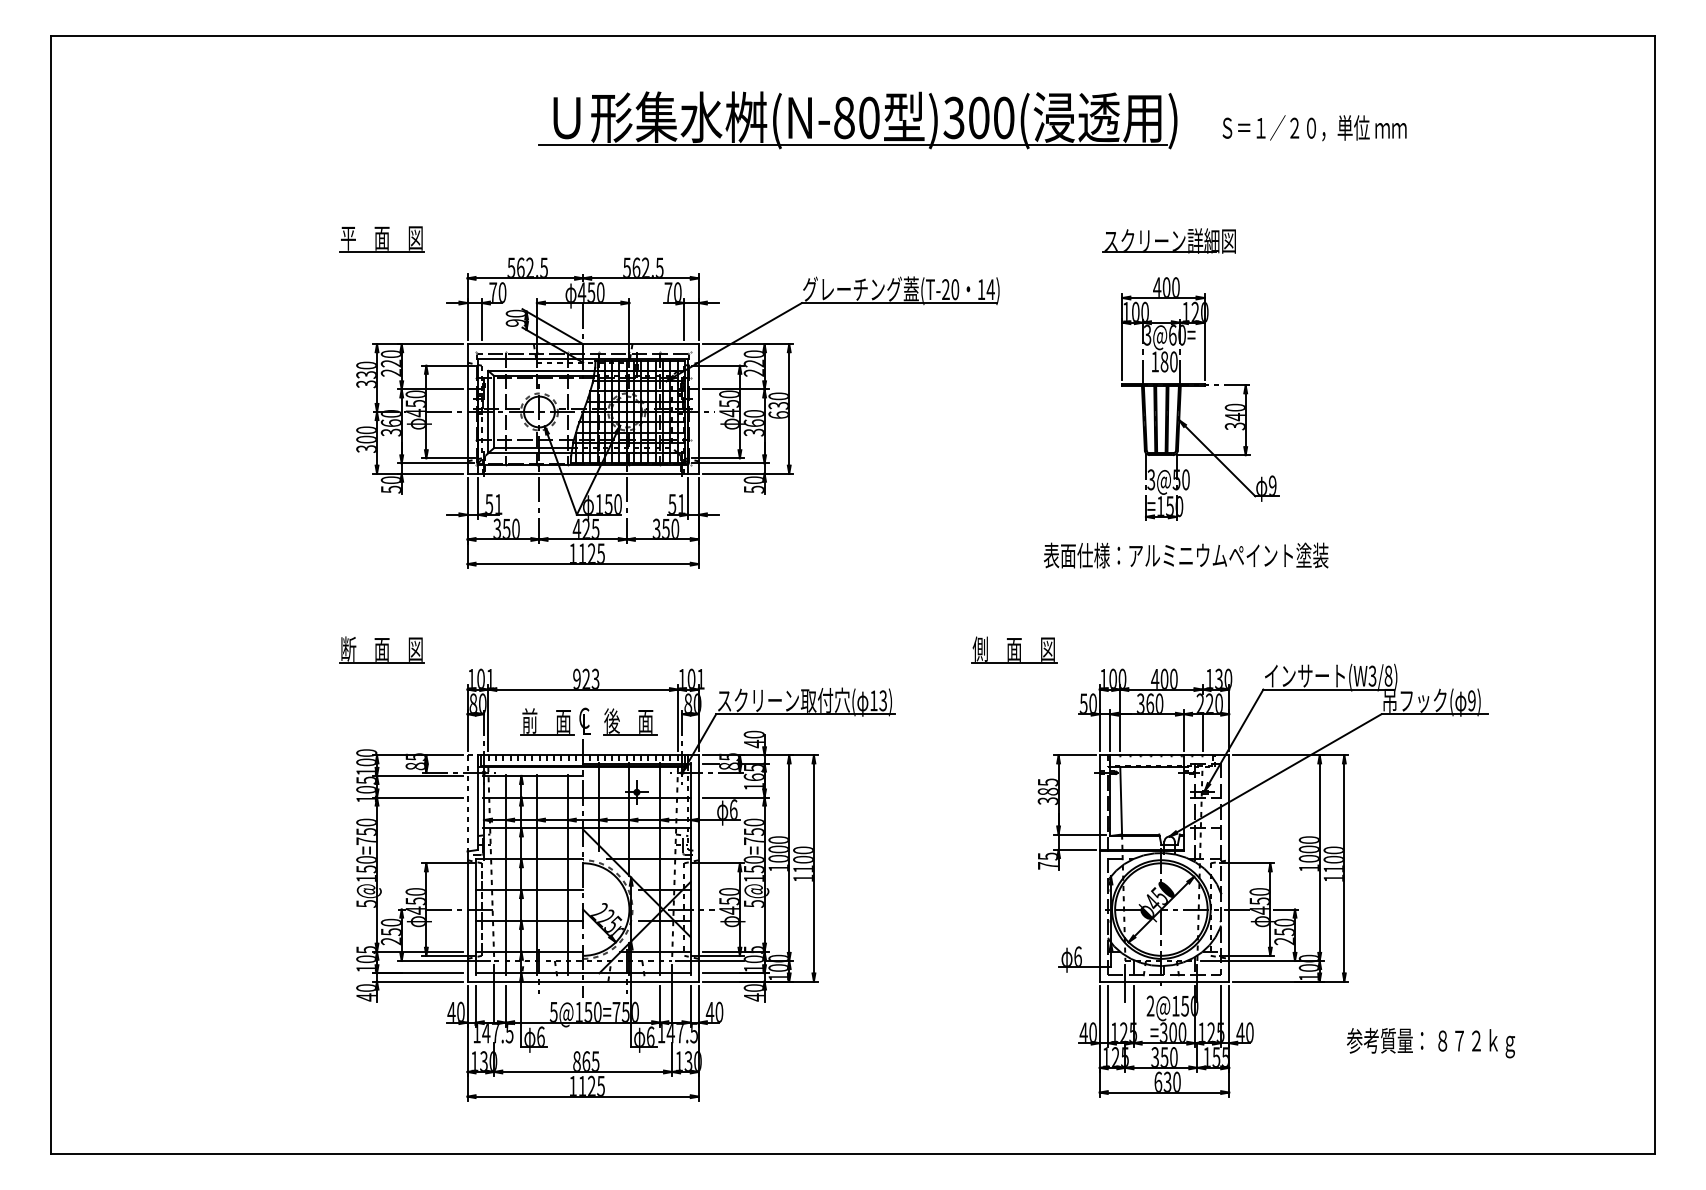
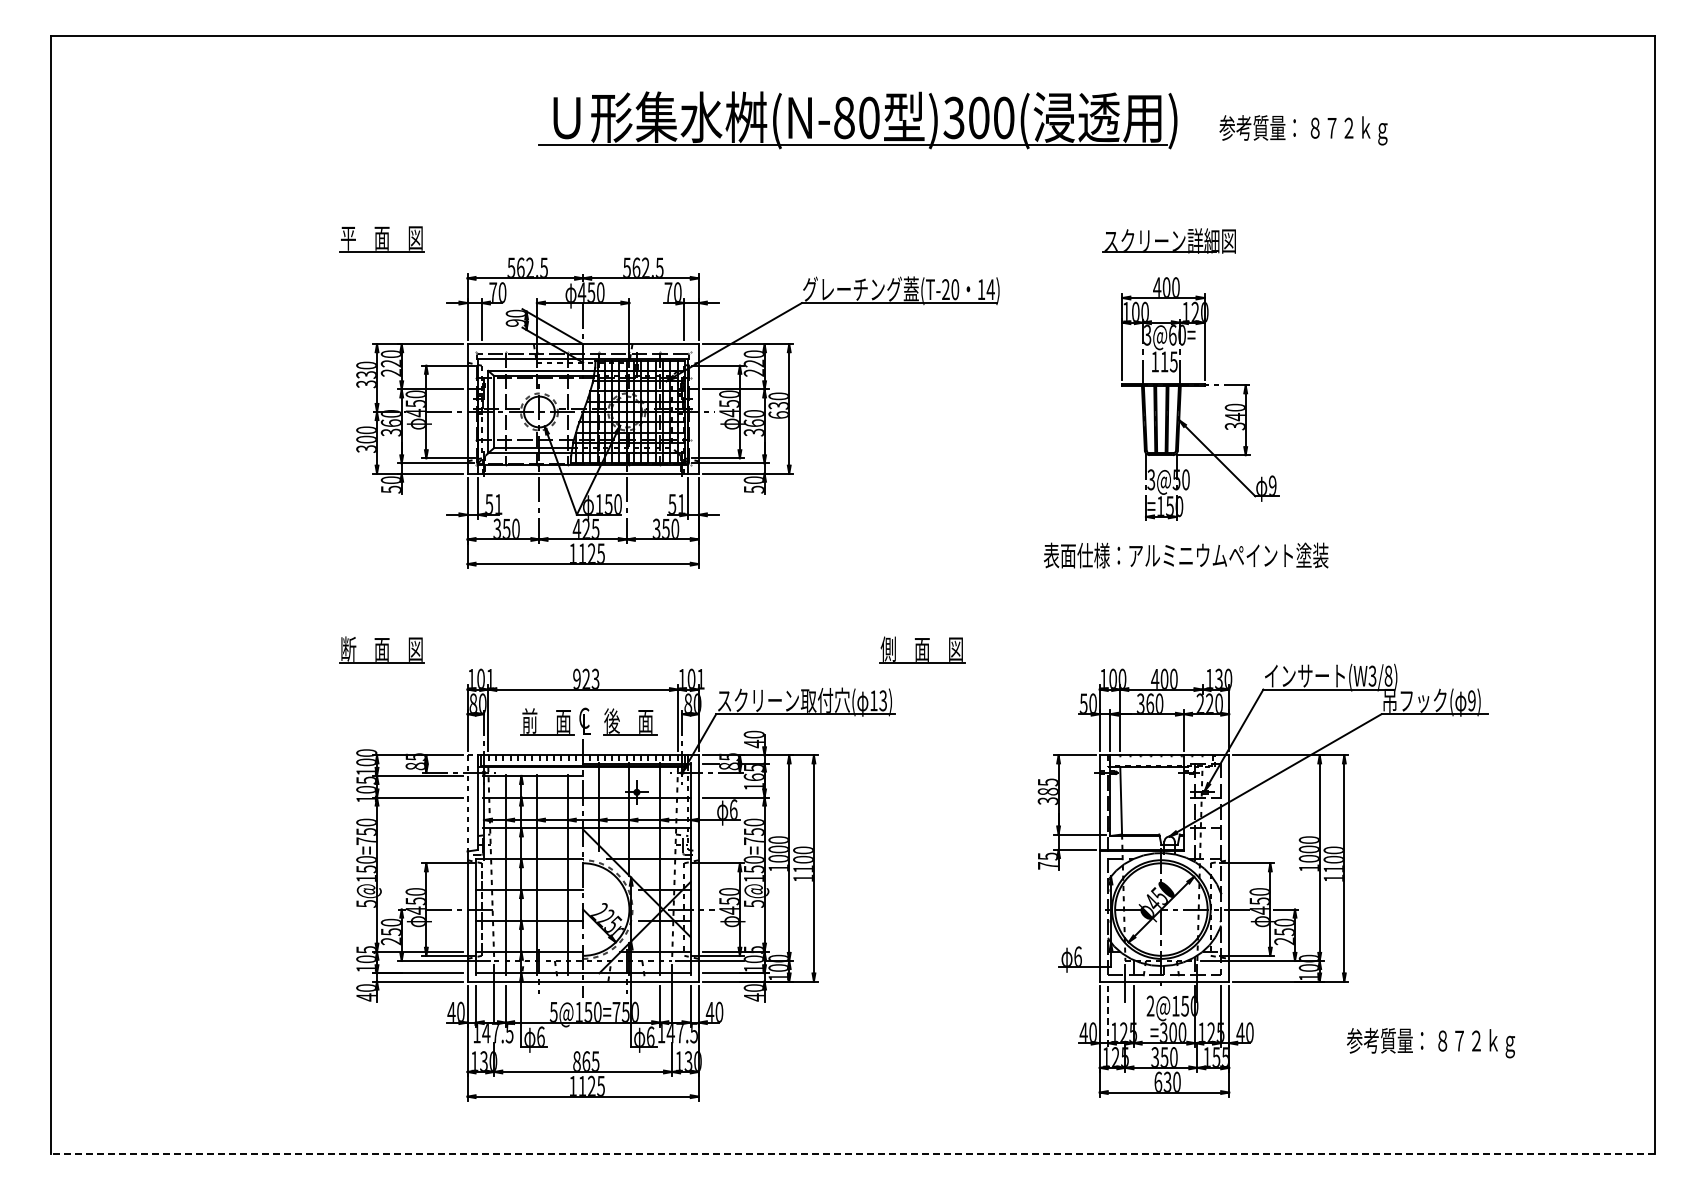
text: Ｓ＝１／２０，単位 ｍｍ -> 参考質量： ８７２ｋｇ (1312, 130)
text: 180 -> 115 (1168, 361)
part position: (1014, 649) -> (922, 649) (922, 649)
line: present -> none (1202, 732)
line: solid -> dashed (1107, 1016)
line: solid -> dashed (853, 1154)
